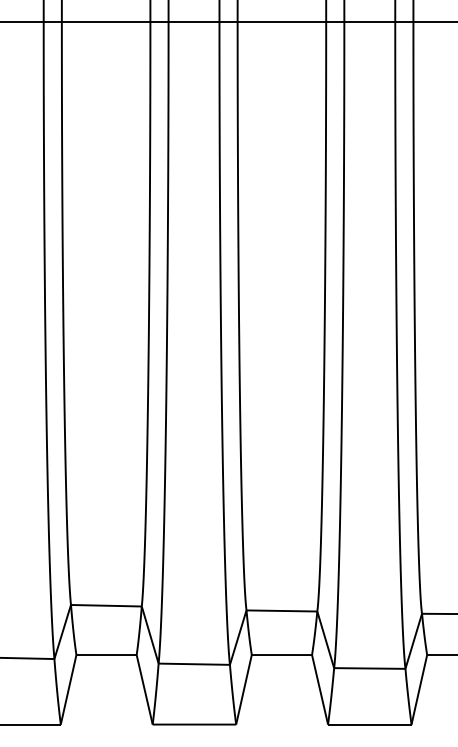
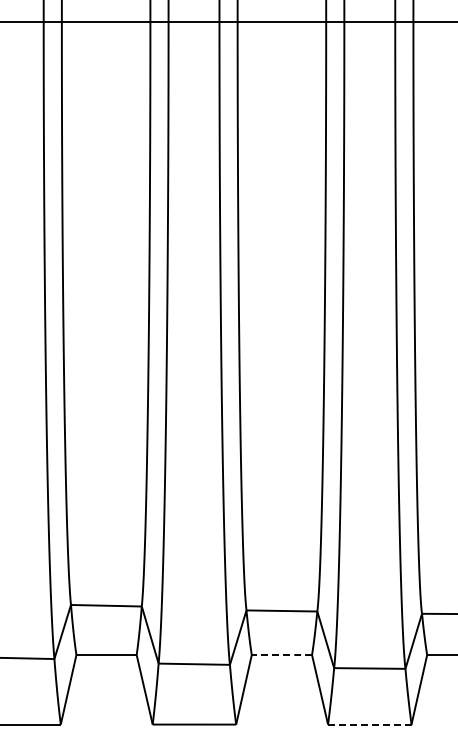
line: solid -> dashed (281, 655)
line: solid -> dashed (369, 724)
